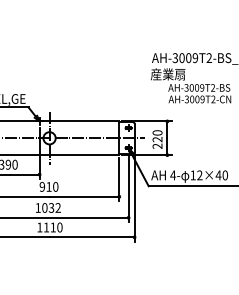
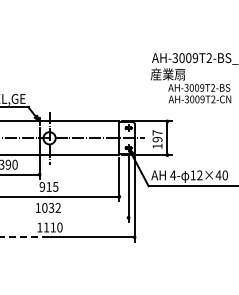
text: 220 -> 197 (157, 139)
text: 910 -> 915 (55, 186)
line: present -> none (65, 217)
line: solid -> dashed (25, 237)
